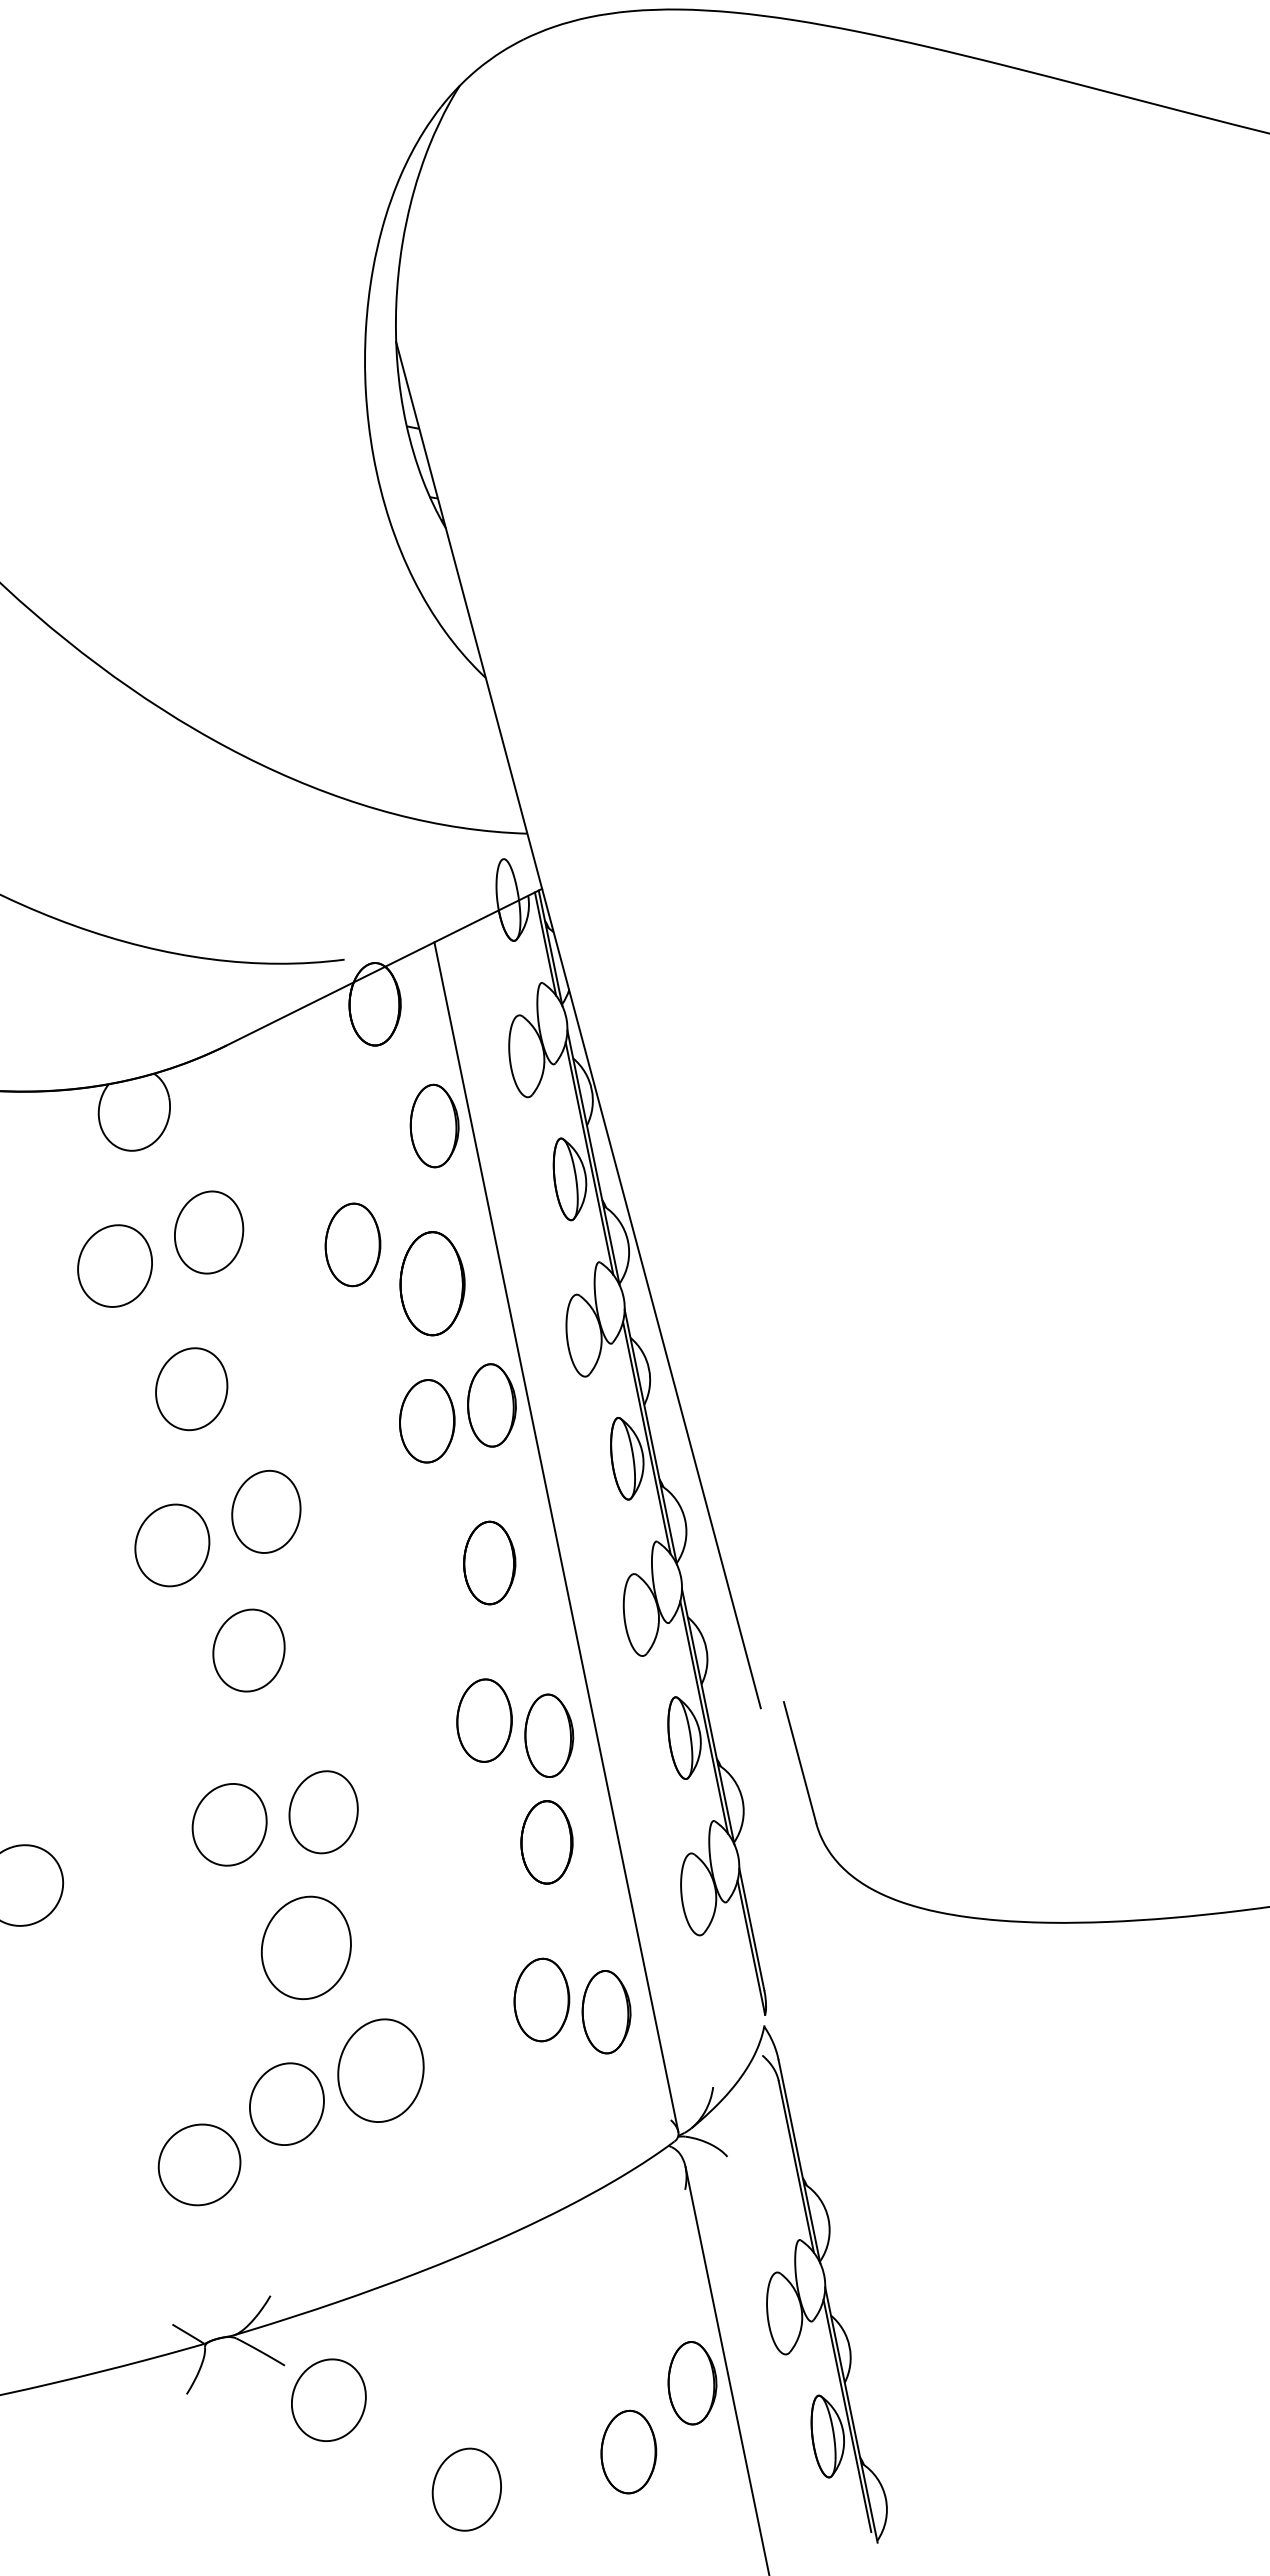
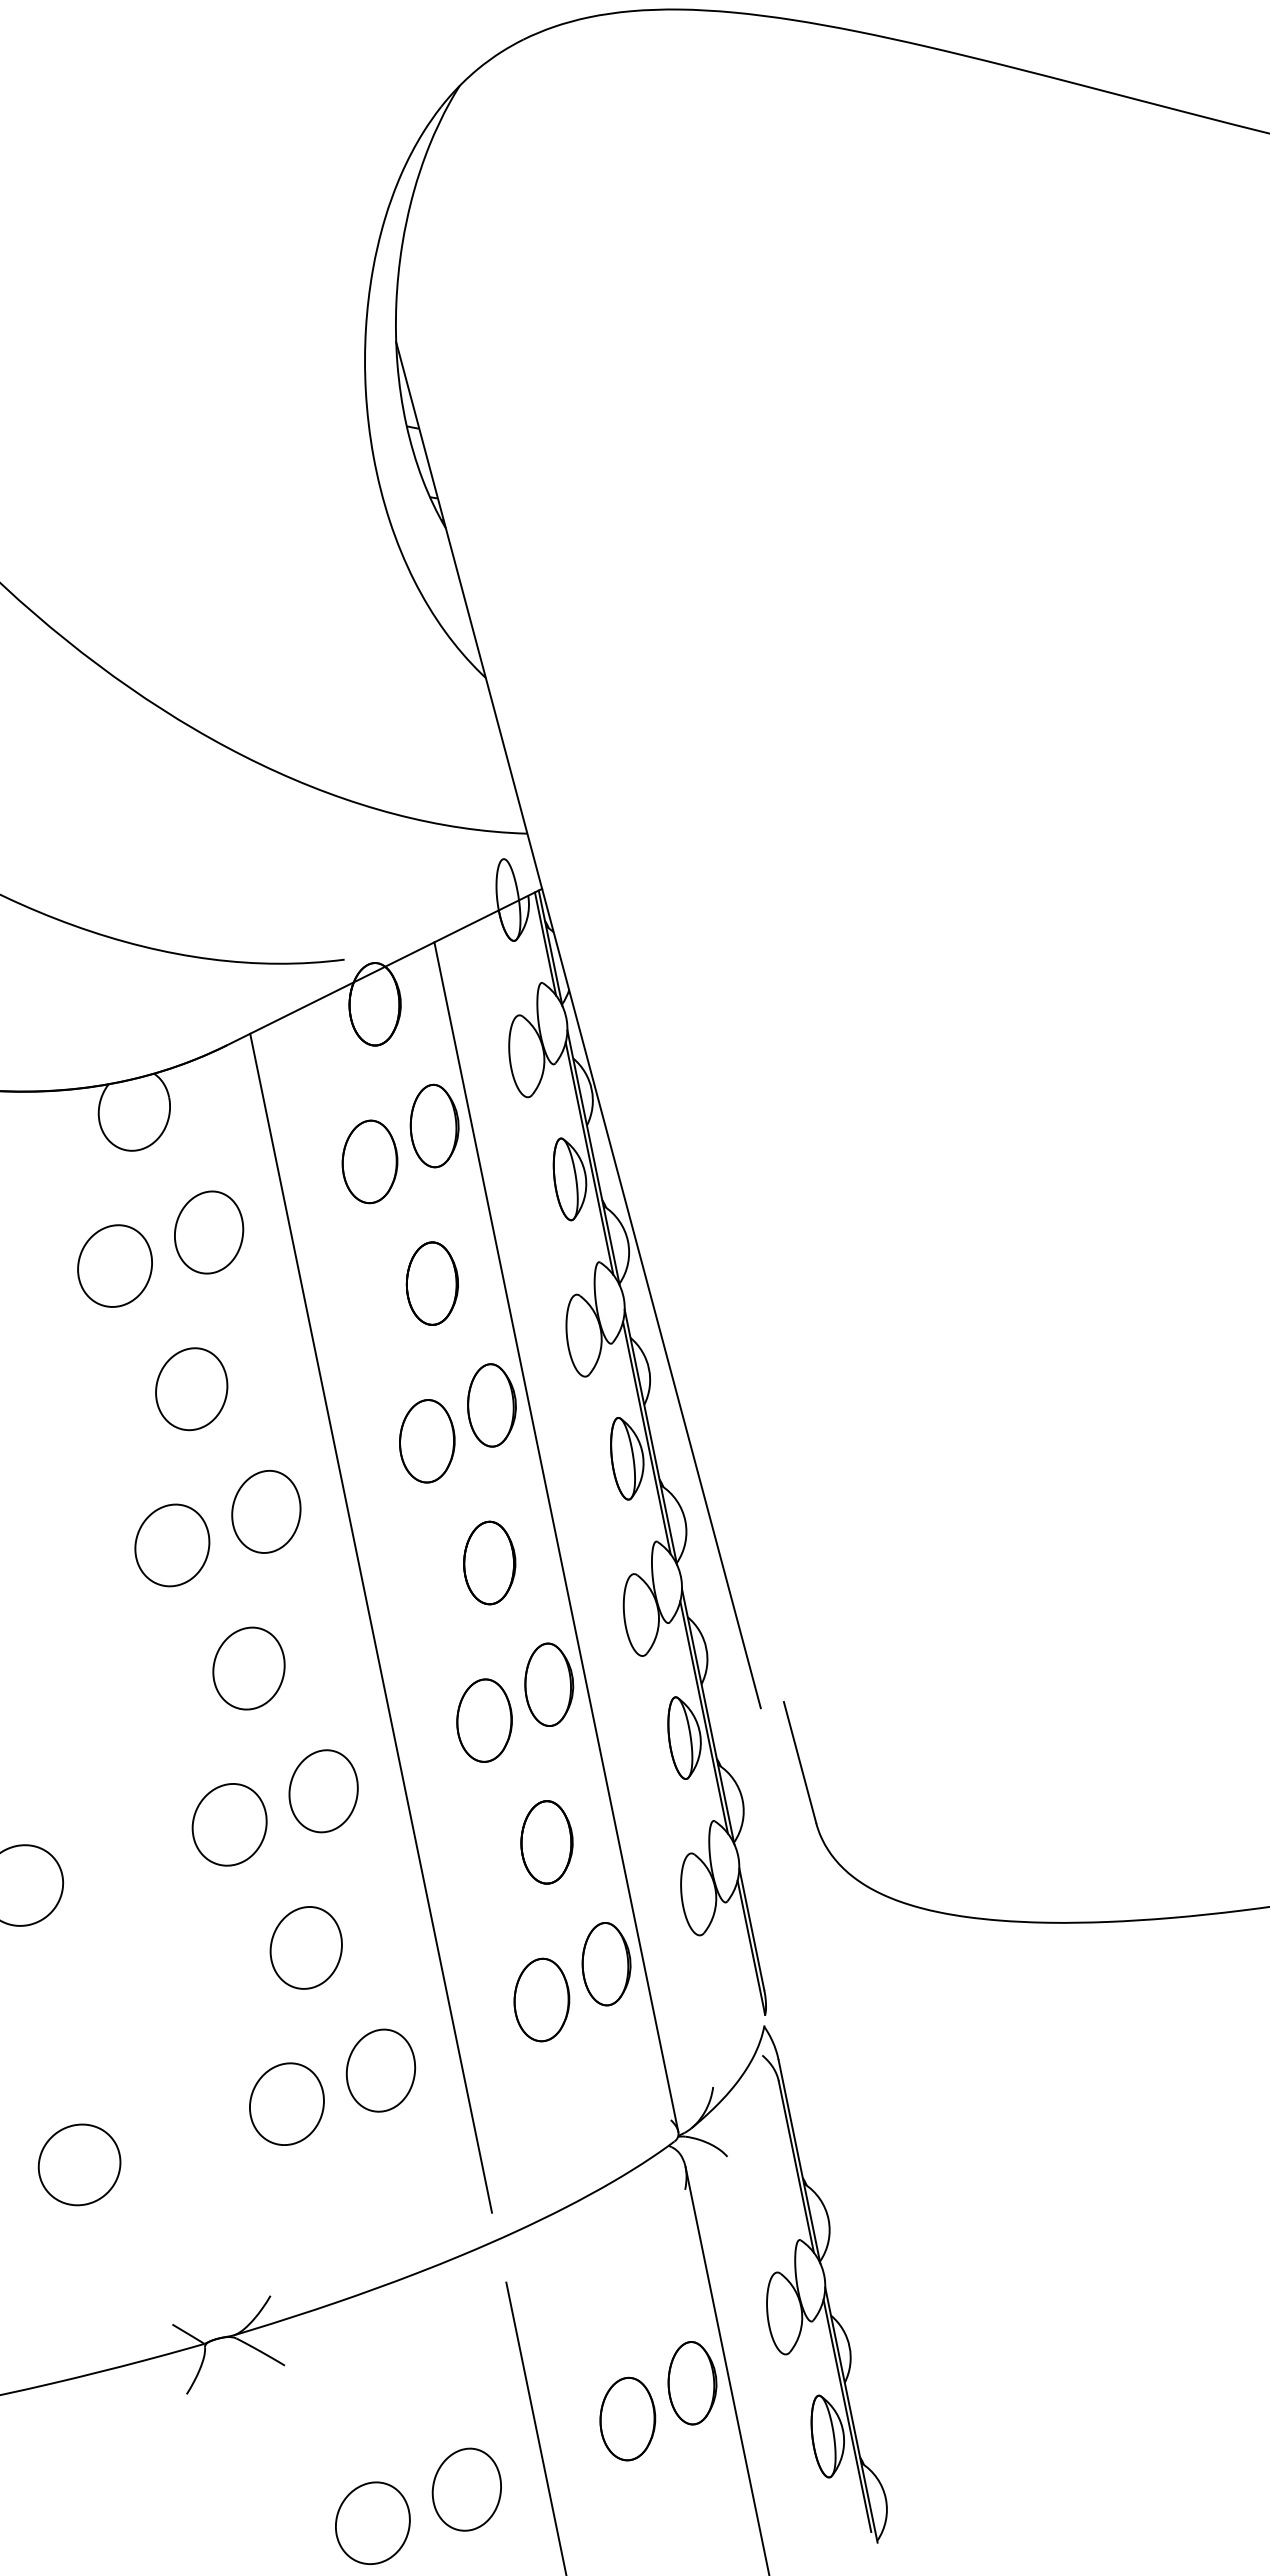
part position: (352, 1244) -> (369, 1161) (369, 1161)
part size: 67x106 px -> 54x85 px (431, 1283)
part position: (427, 1421) -> (427, 1441) (427, 1441)
line: none -> present (371, 1622)
part position: (248, 1650) -> (248, 1668) (248, 1668)
part position: (549, 1735) -> (549, 1684) (549, 1684)
part position: (323, 1812) -> (323, 1791) (323, 1791)
part size: 92x105 px -> 74x84 px (305, 1947)
part position: (606, 2012) -> (606, 1964) (606, 1964)
part size: 88x105 px -> 72x85 px (380, 2070)
part position: (199, 2164) -> (79, 2164) (79, 2164)
part position: (328, 2399) -> (372, 2522) (372, 2522)
line: none -> present (535, 2427)
part position: (628, 2451) -> (627, 2418) (627, 2418)
